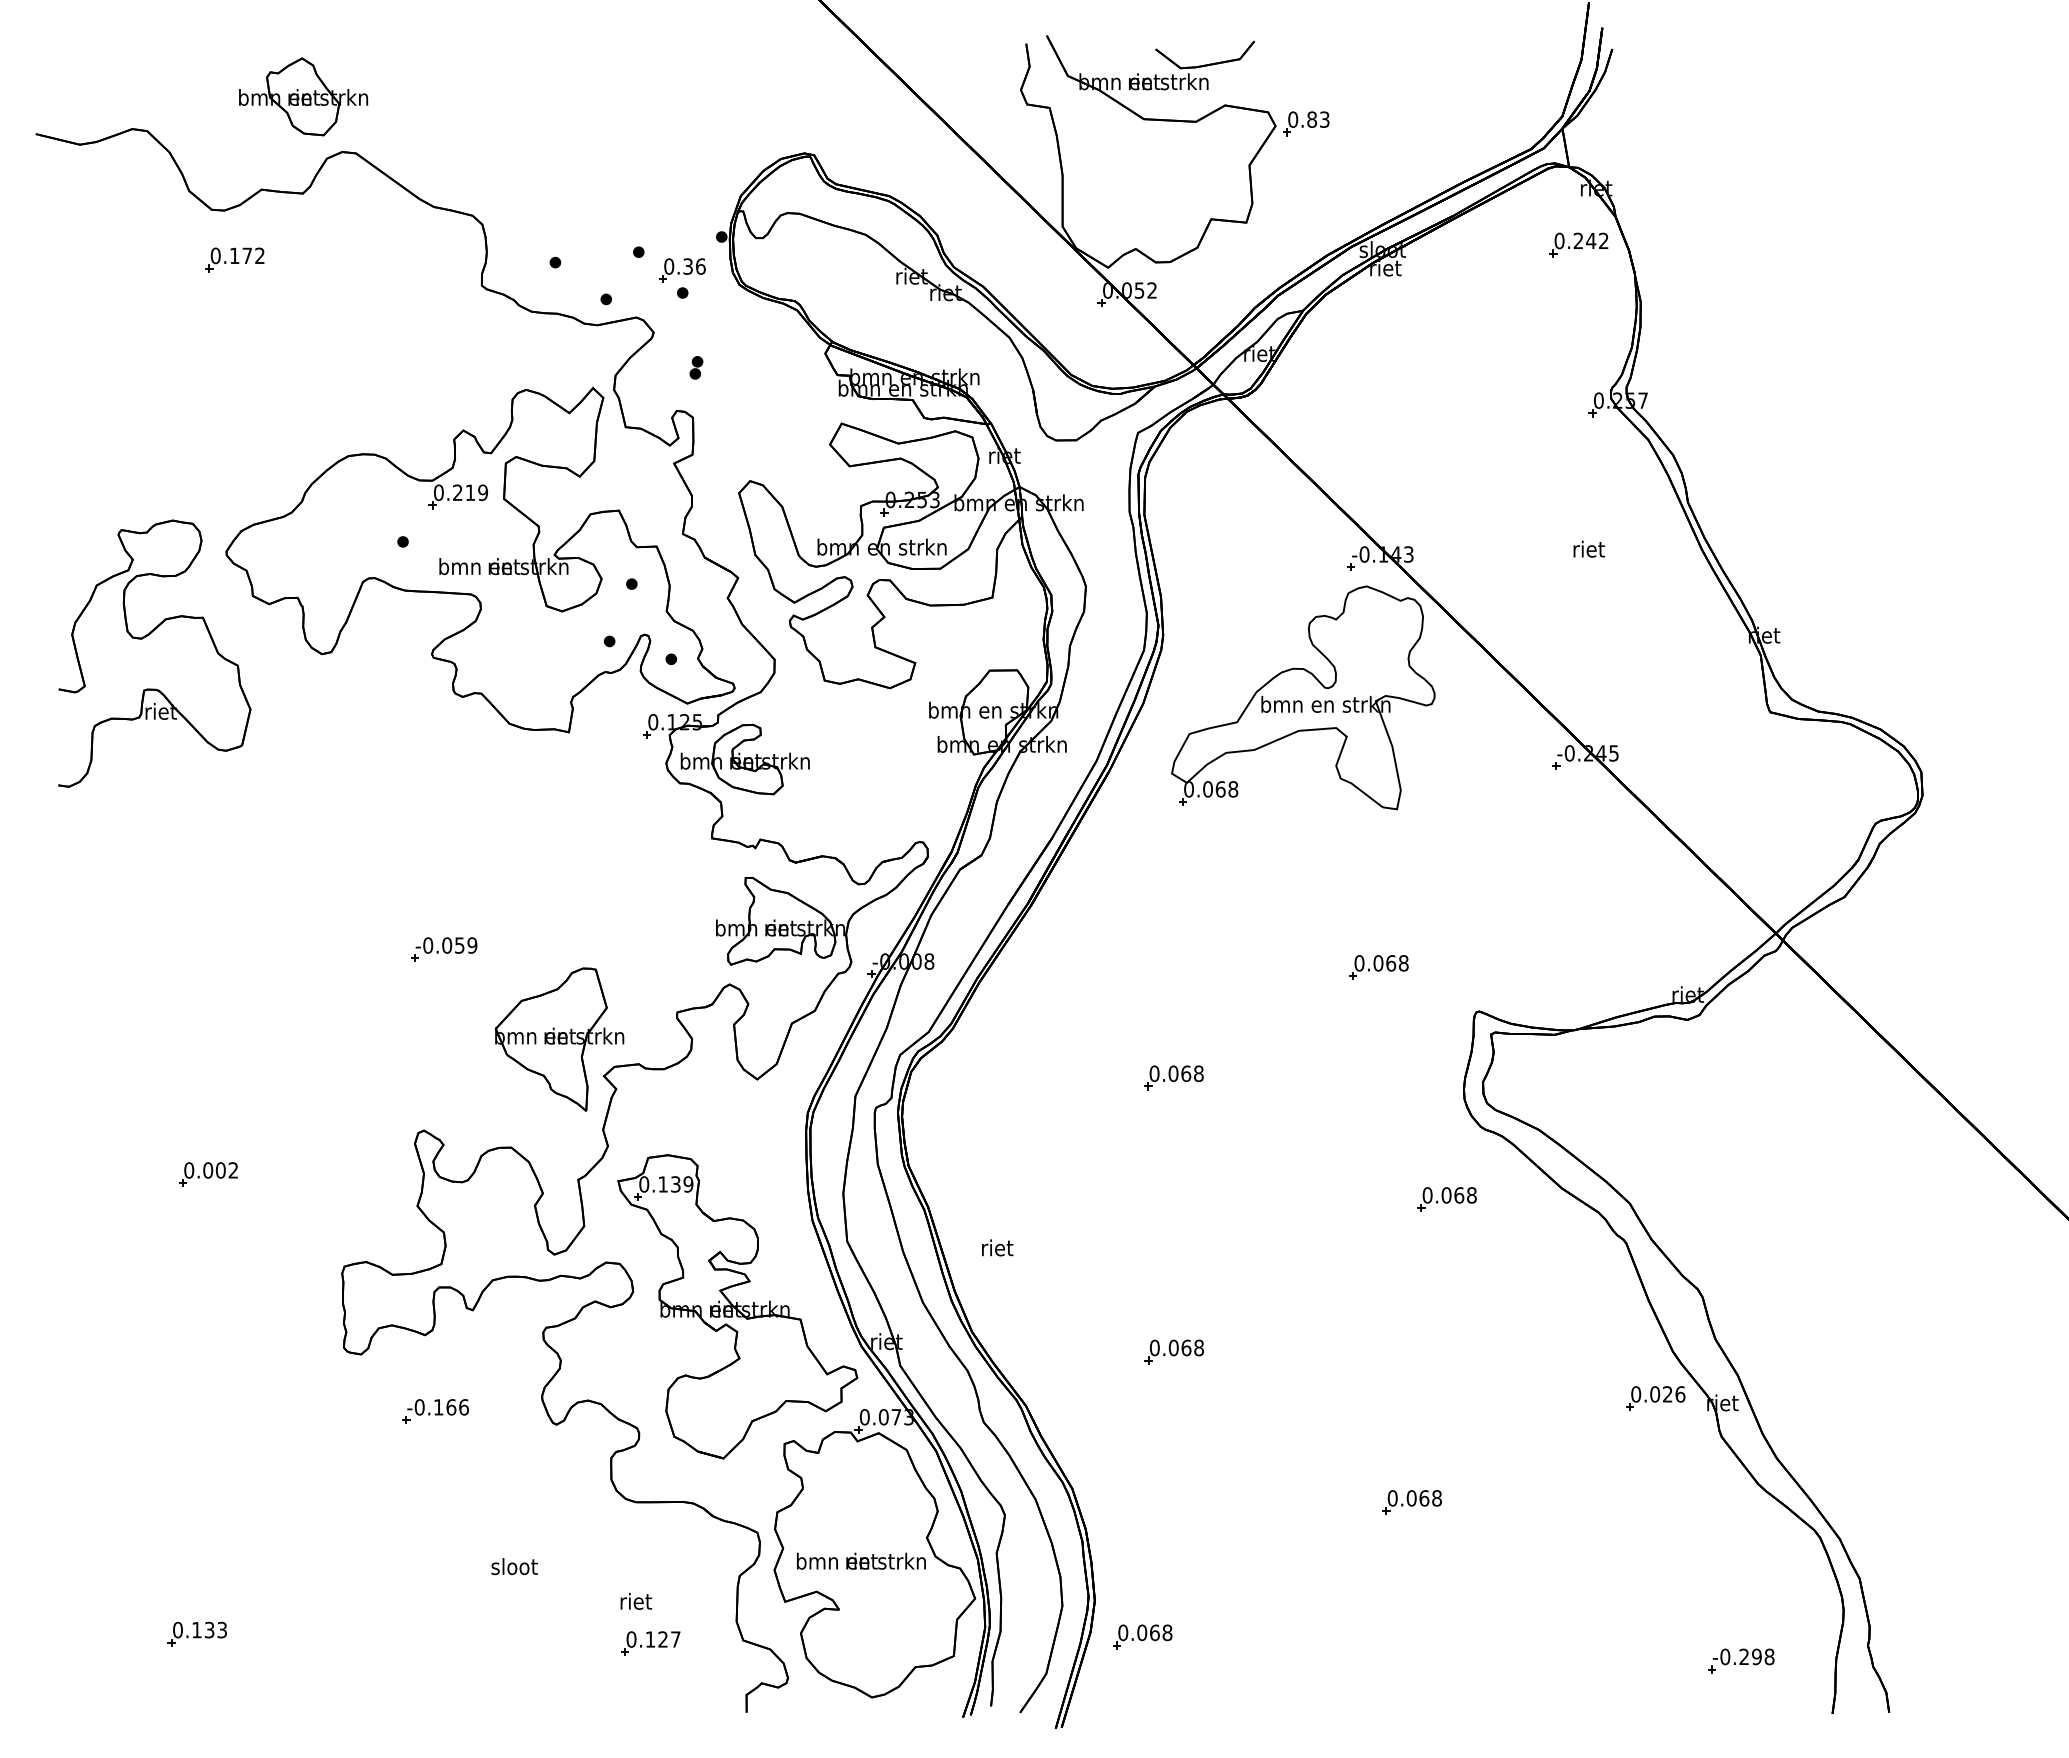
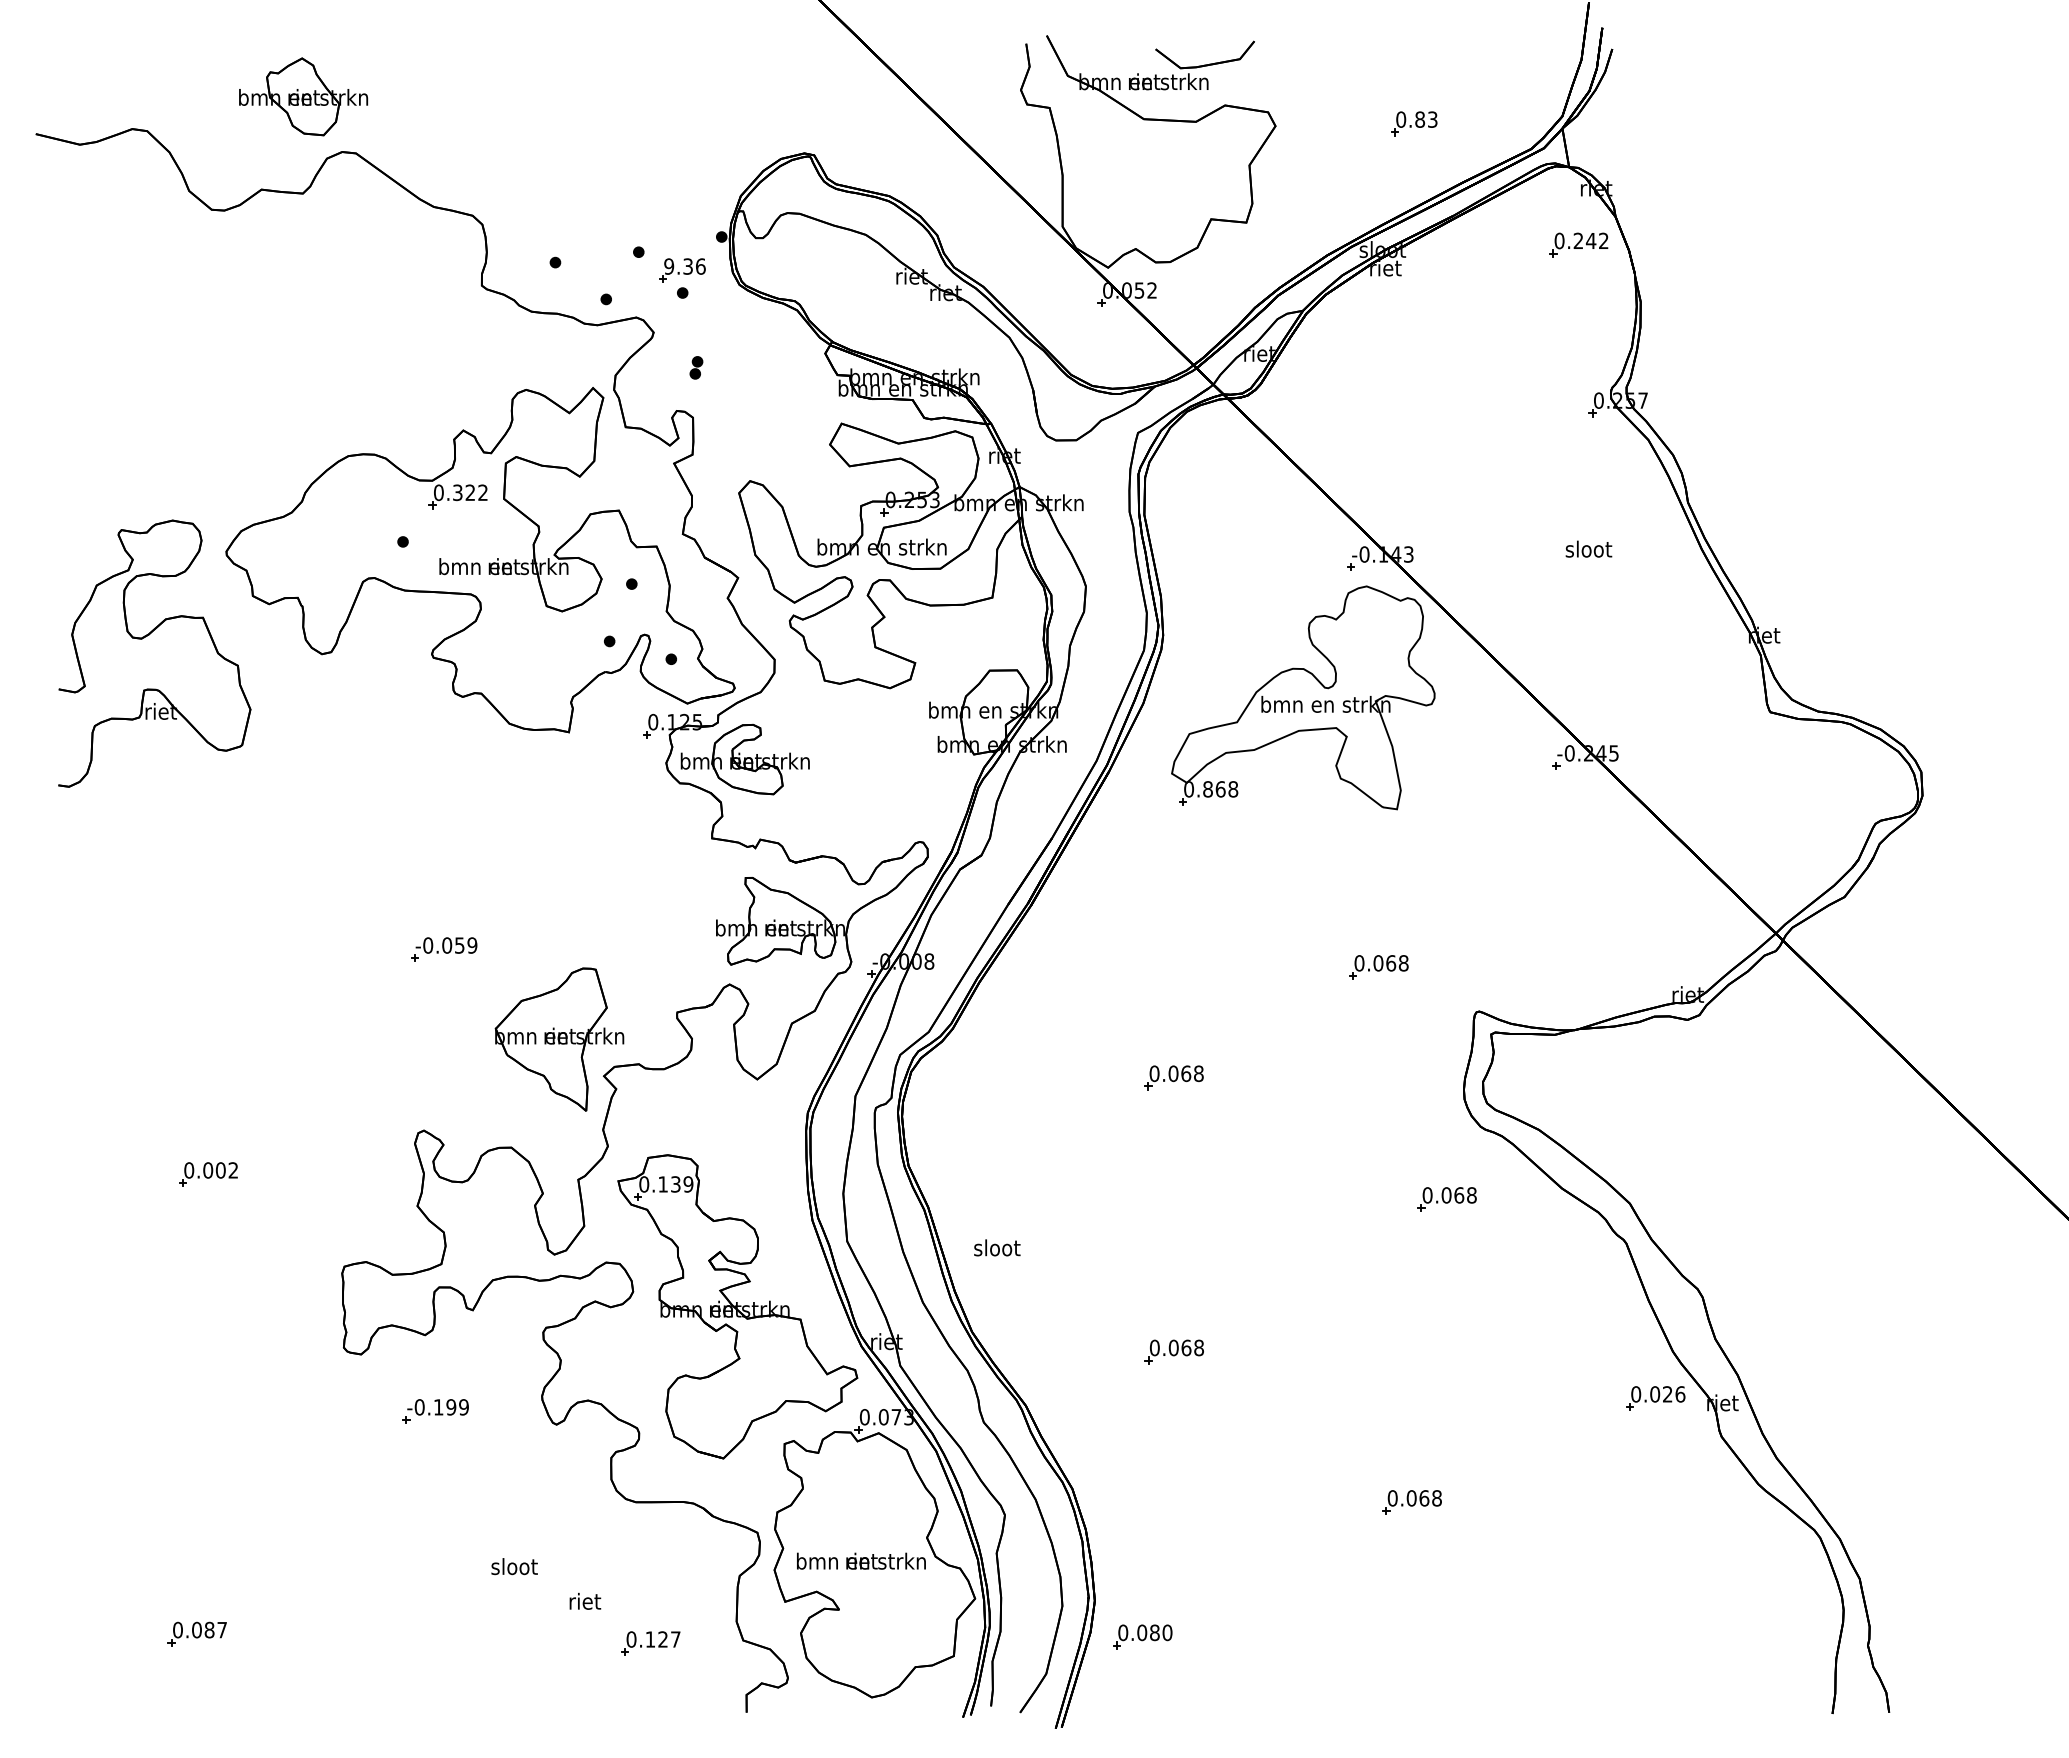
part position: (1306, 123) -> (1414, 123) (1414, 123)
part: present -> none (234, 259)
text: 0.36 -> 9.36 (669, 266)
text: 0.219 -> 0.322 (470, 492)
text: riet -> sloot (1588, 548)
text: 0.068 -> 0.868 (1207, 789)
text: riet -> sloot (997, 1247)
text: -0.166 -> -0.199 (457, 1407)
text position: (636, 1600) -> (585, 1600) (585, 1600)
text: 0.133 -> 0.087 (209, 1629)
text: 0.068 -> 0.080 (1161, 1632)
part: present -> none (1741, 1660)
